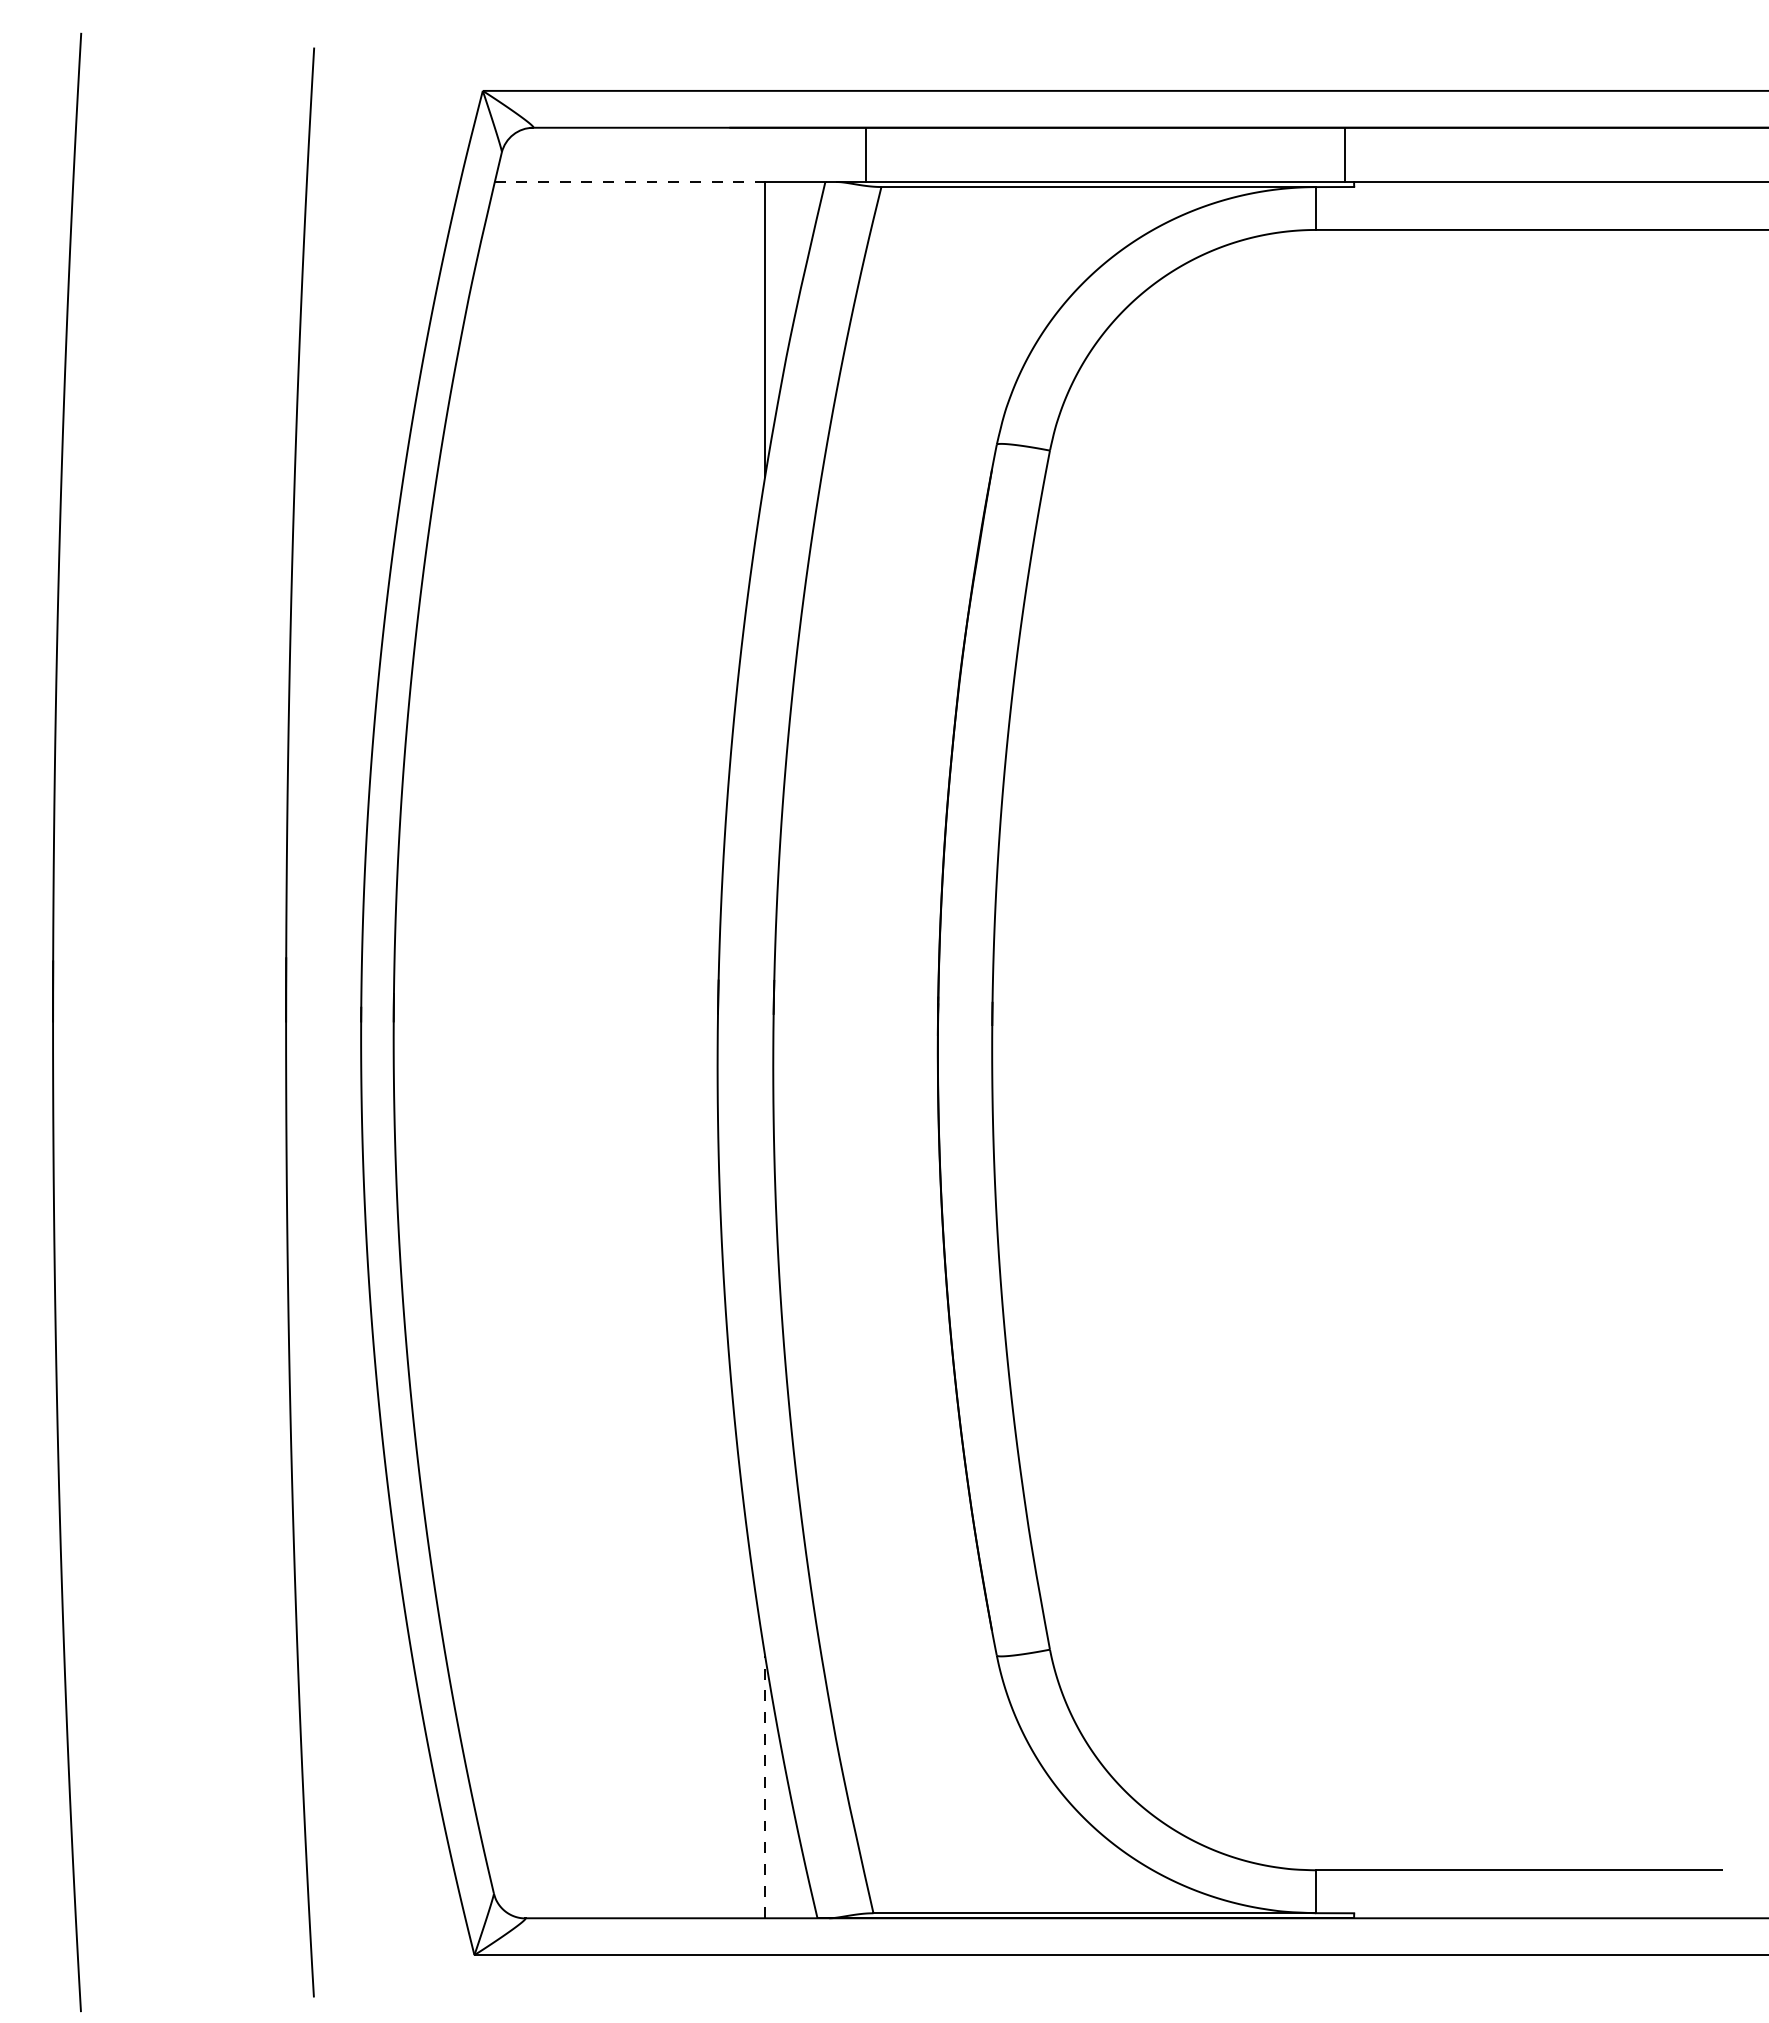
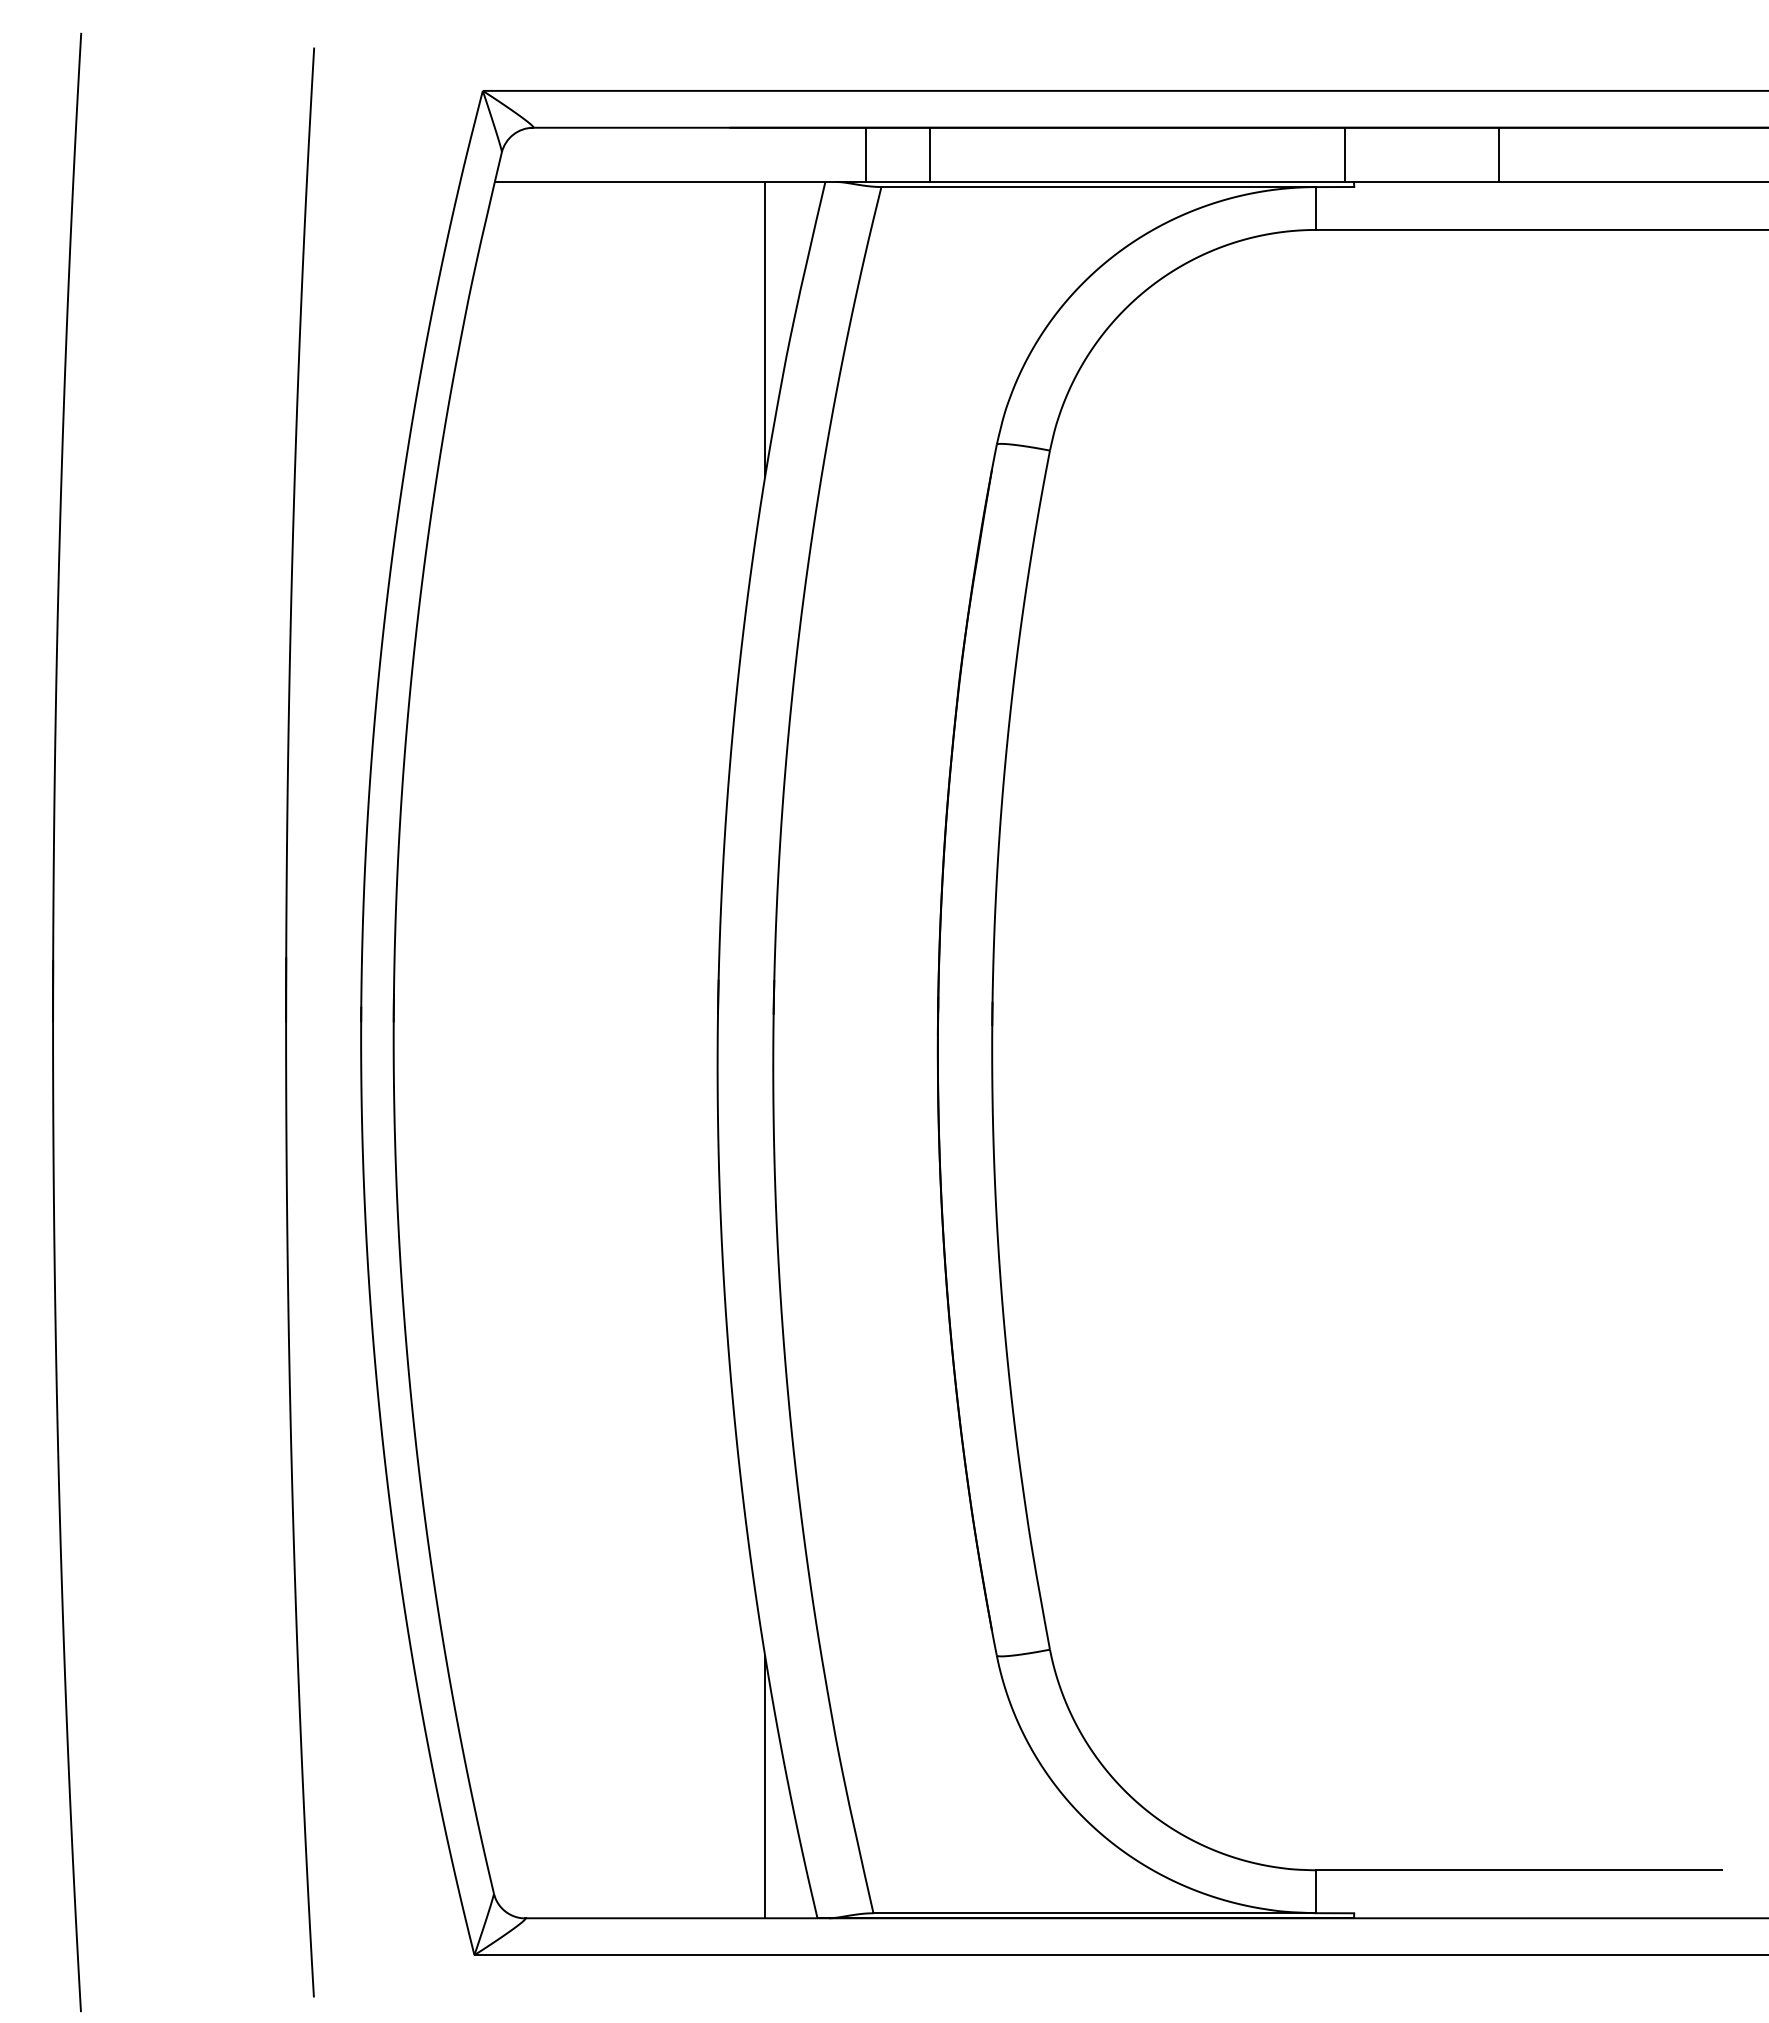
line: none -> present (929, 154)
line: none -> present (1498, 154)
line: dashed -> solid (630, 182)
line: dashed -> solid (765, 1786)
